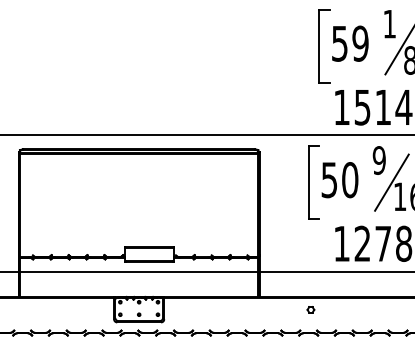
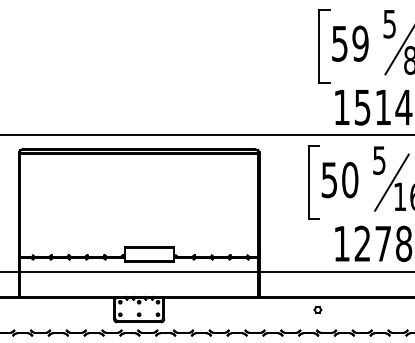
text: 1 -> 5 (389, 24)
text: 9 -> 5 (378, 160)
part position: (310, 309) -> (317, 309) (317, 309)
